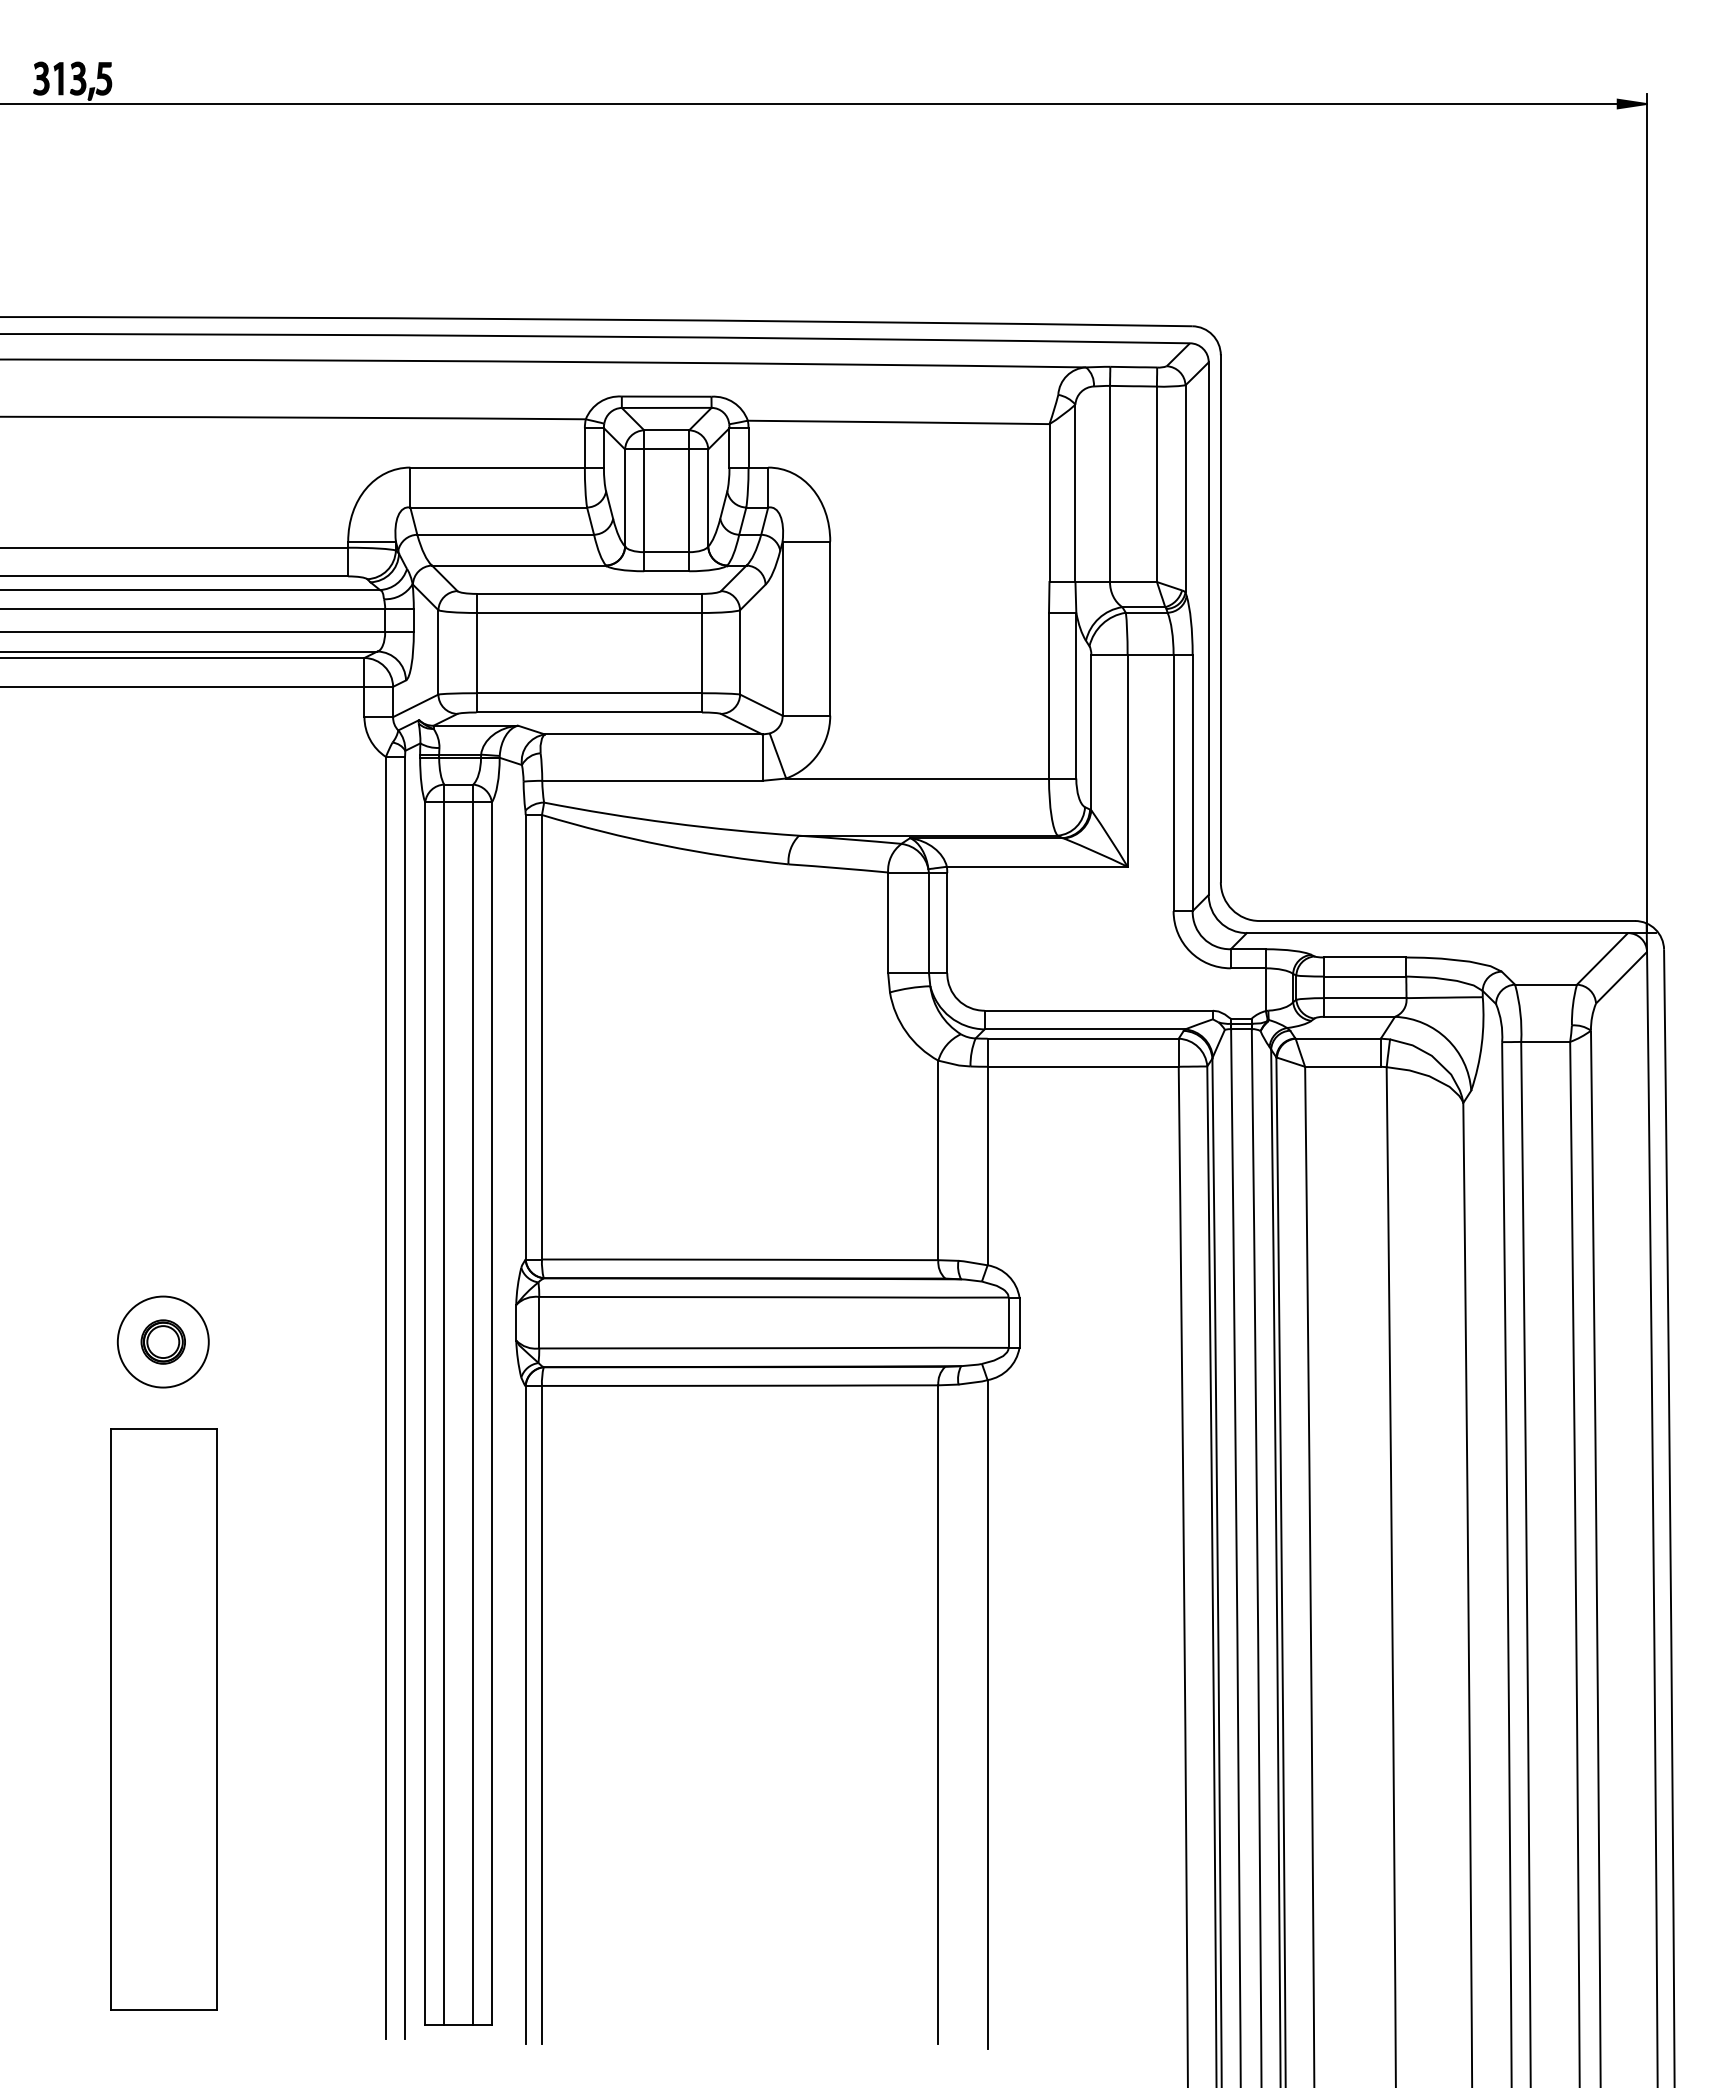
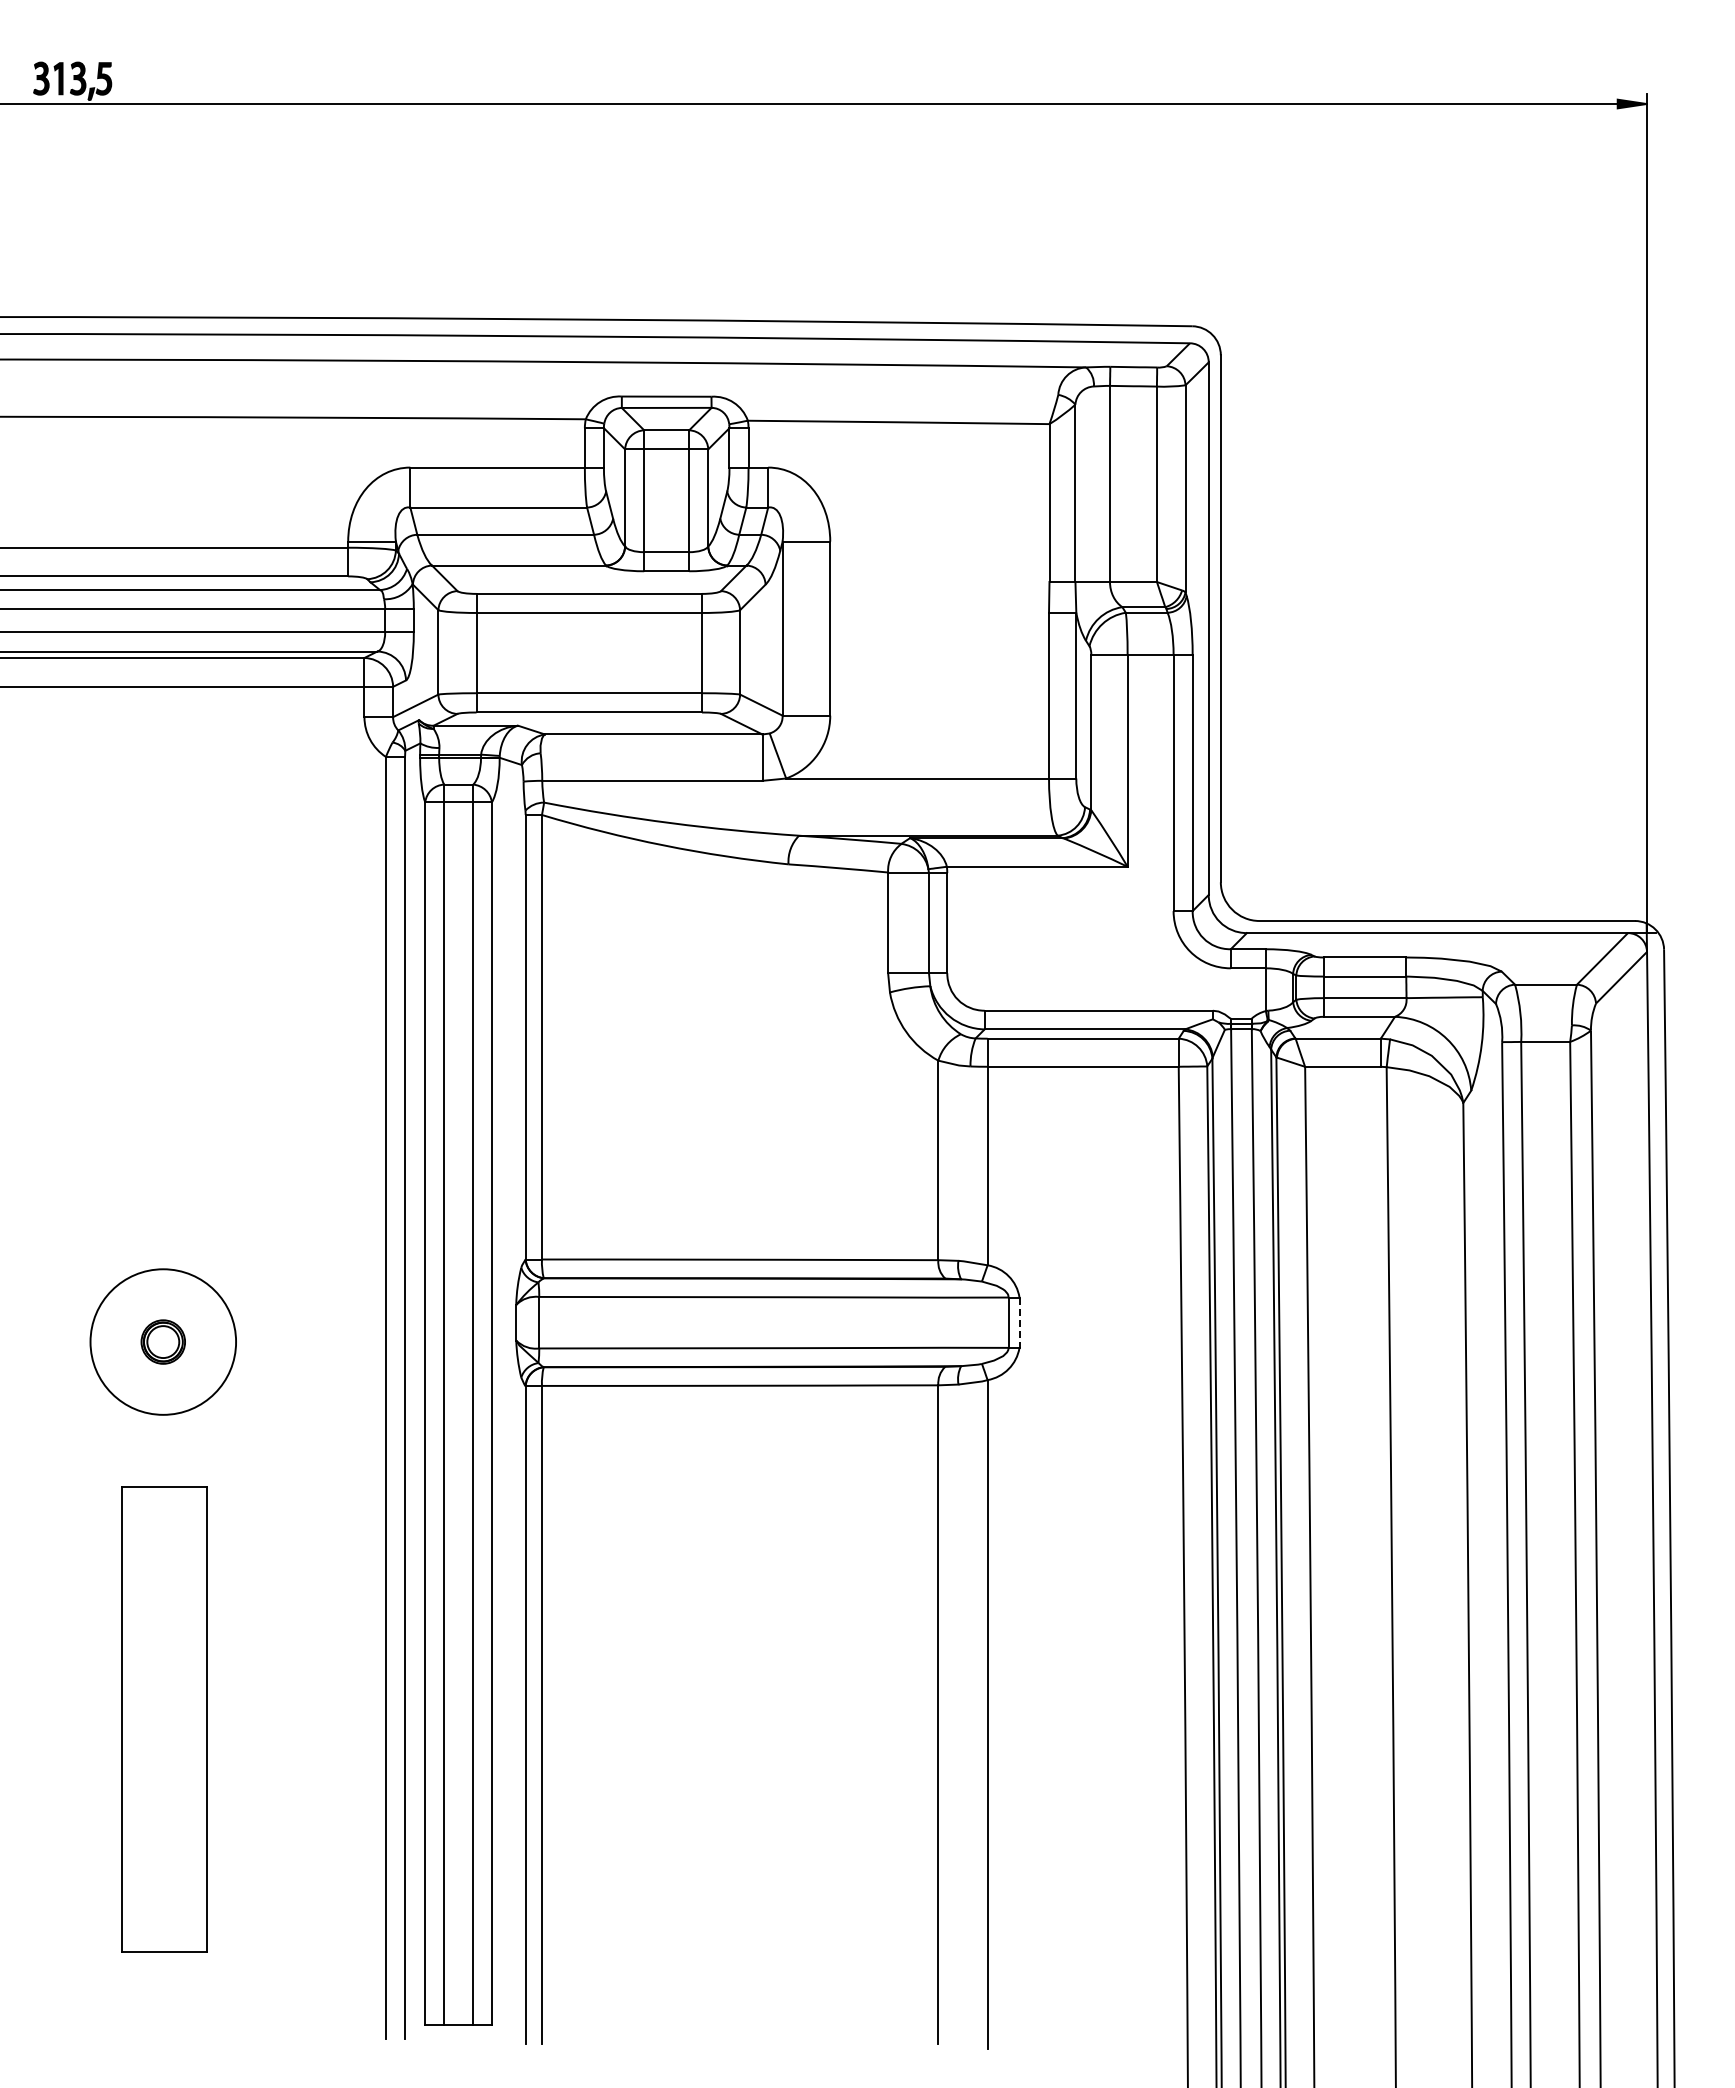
line: solid -> dashed (1019, 1323)
circle diameter: 91 px -> 146 px (163, 1341)
part size: 108x583 px -> 87x467 px (164, 1719)
